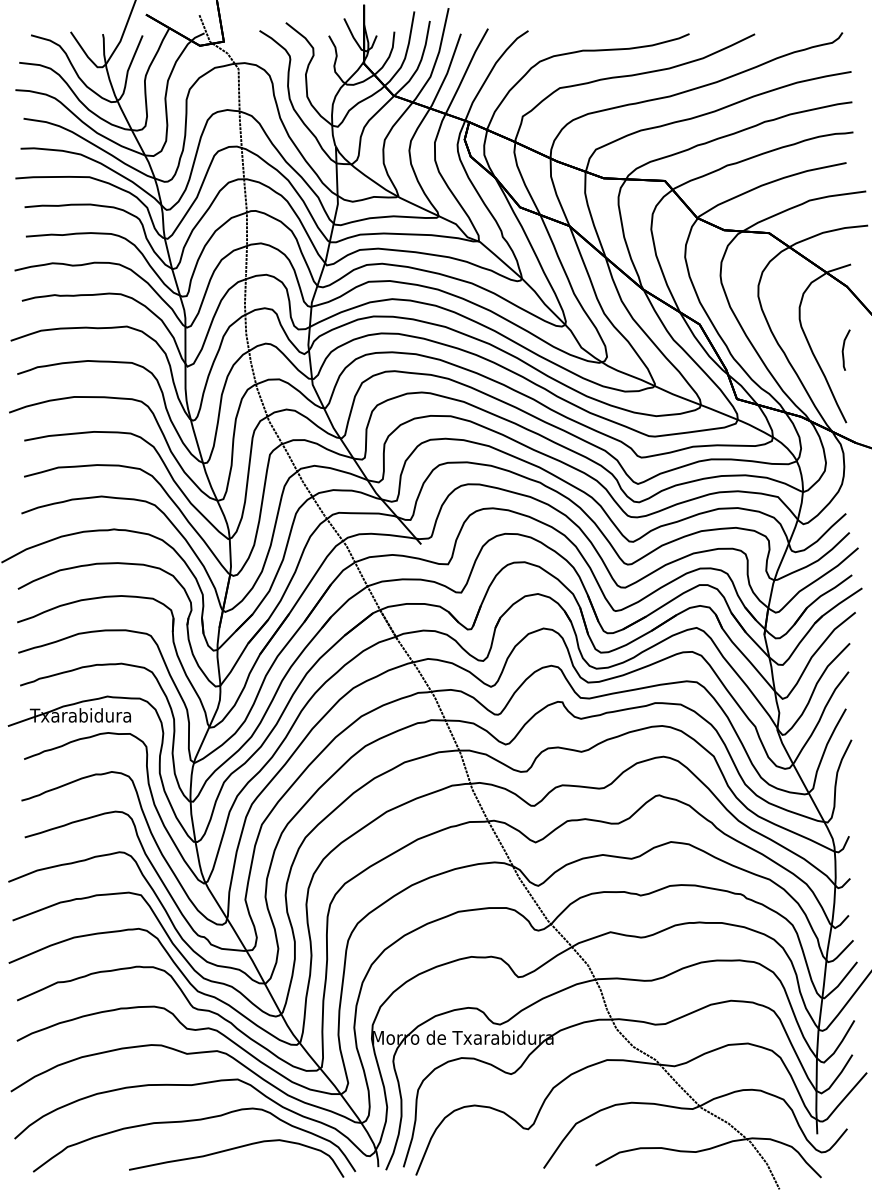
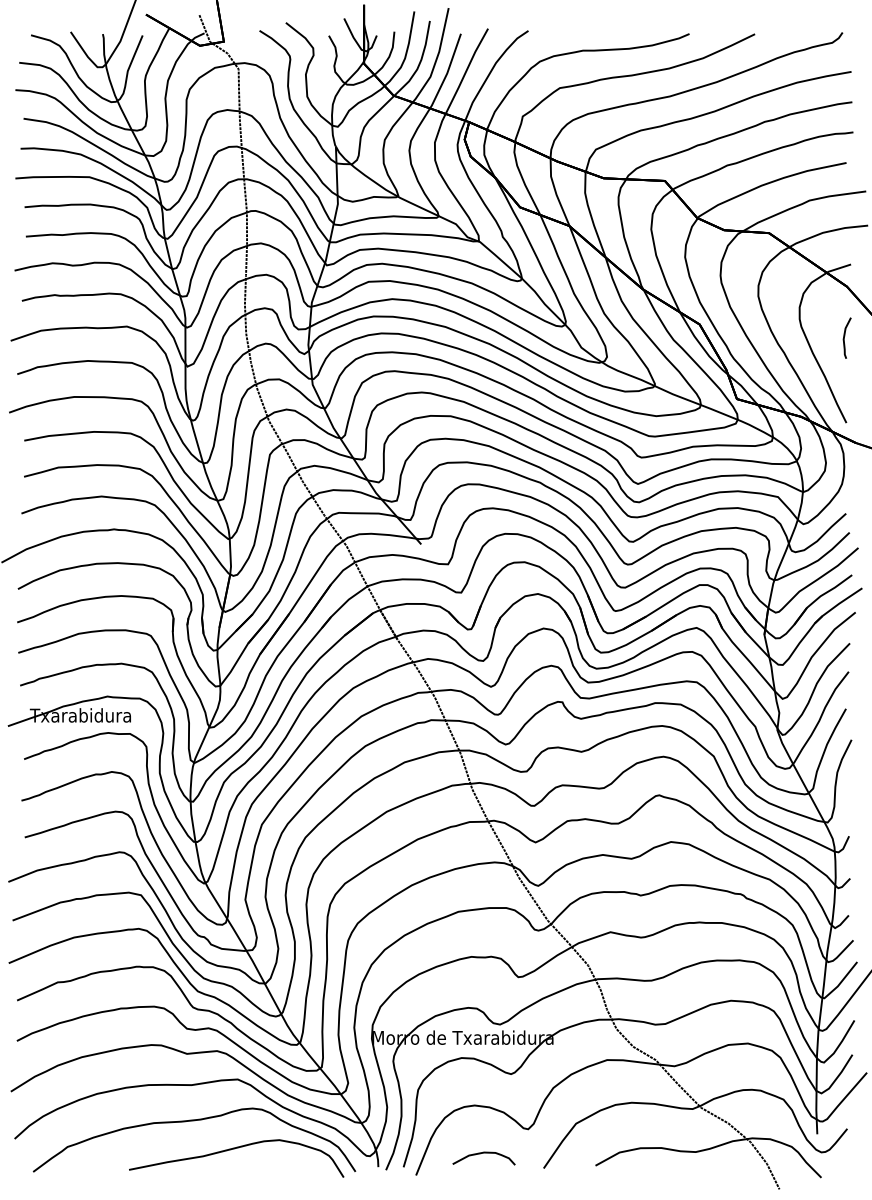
curve position: (844, 348) -> (845, 336) (845, 336)
curve: none -> present (483, 1153)
